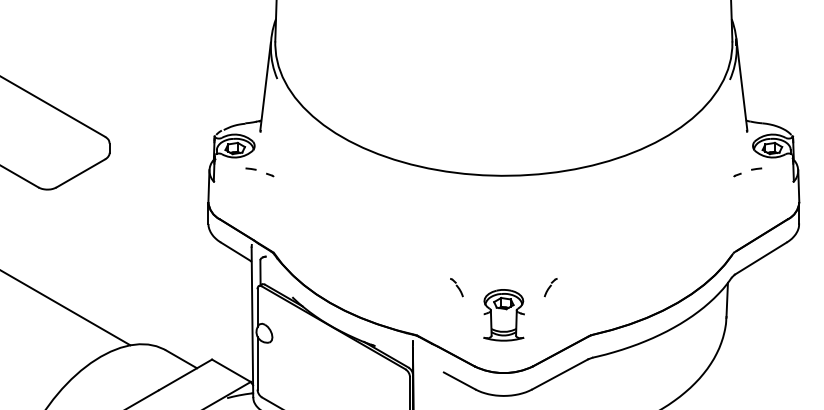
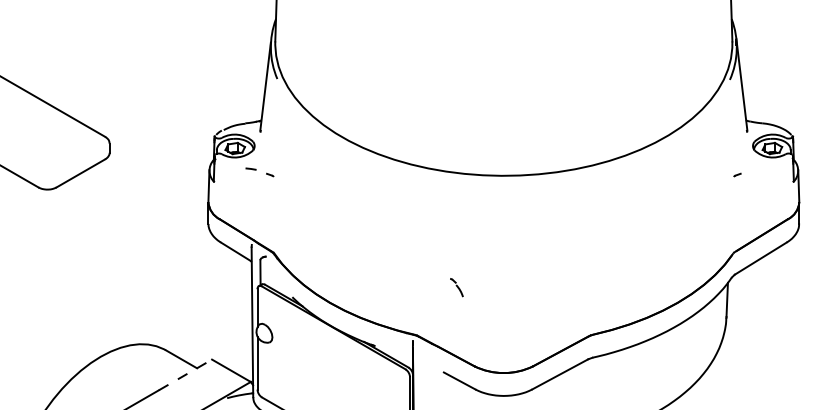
arc: present -> none (756, 168)
part: present -> none (550, 287)
line: present -> none (66, 308)
part: present -> none (503, 315)
line: solid -> dashed (185, 374)
